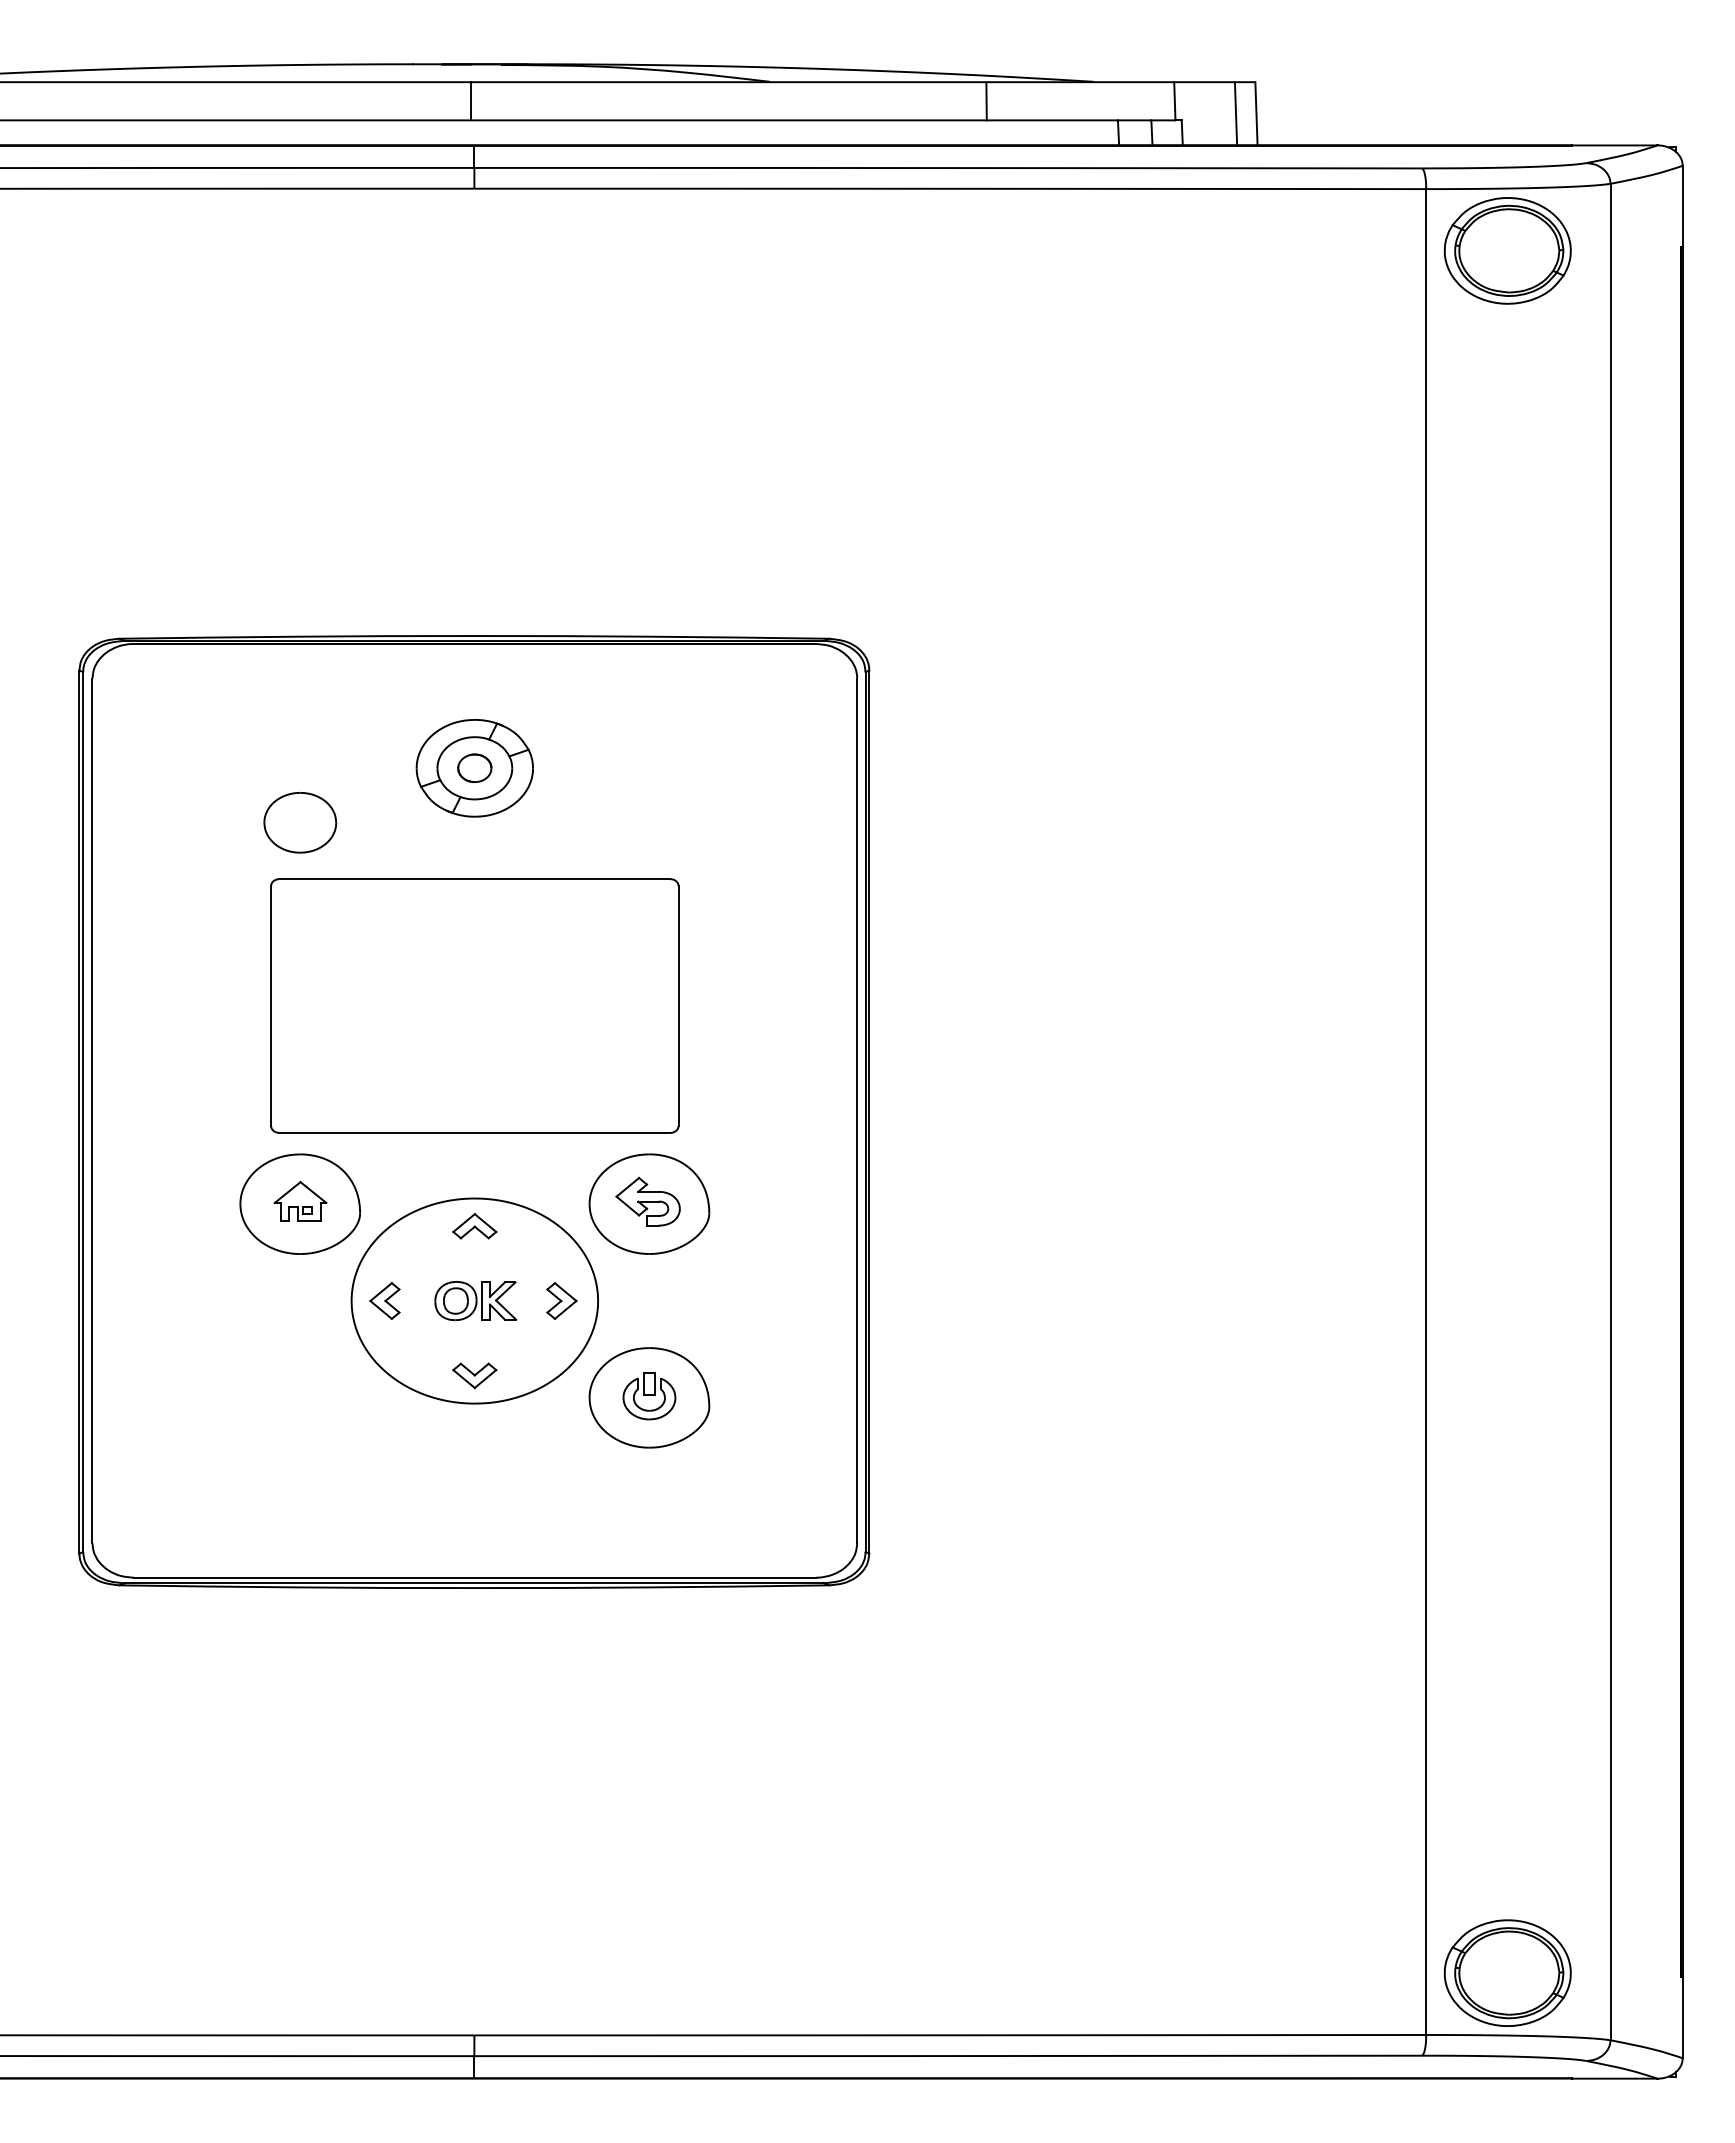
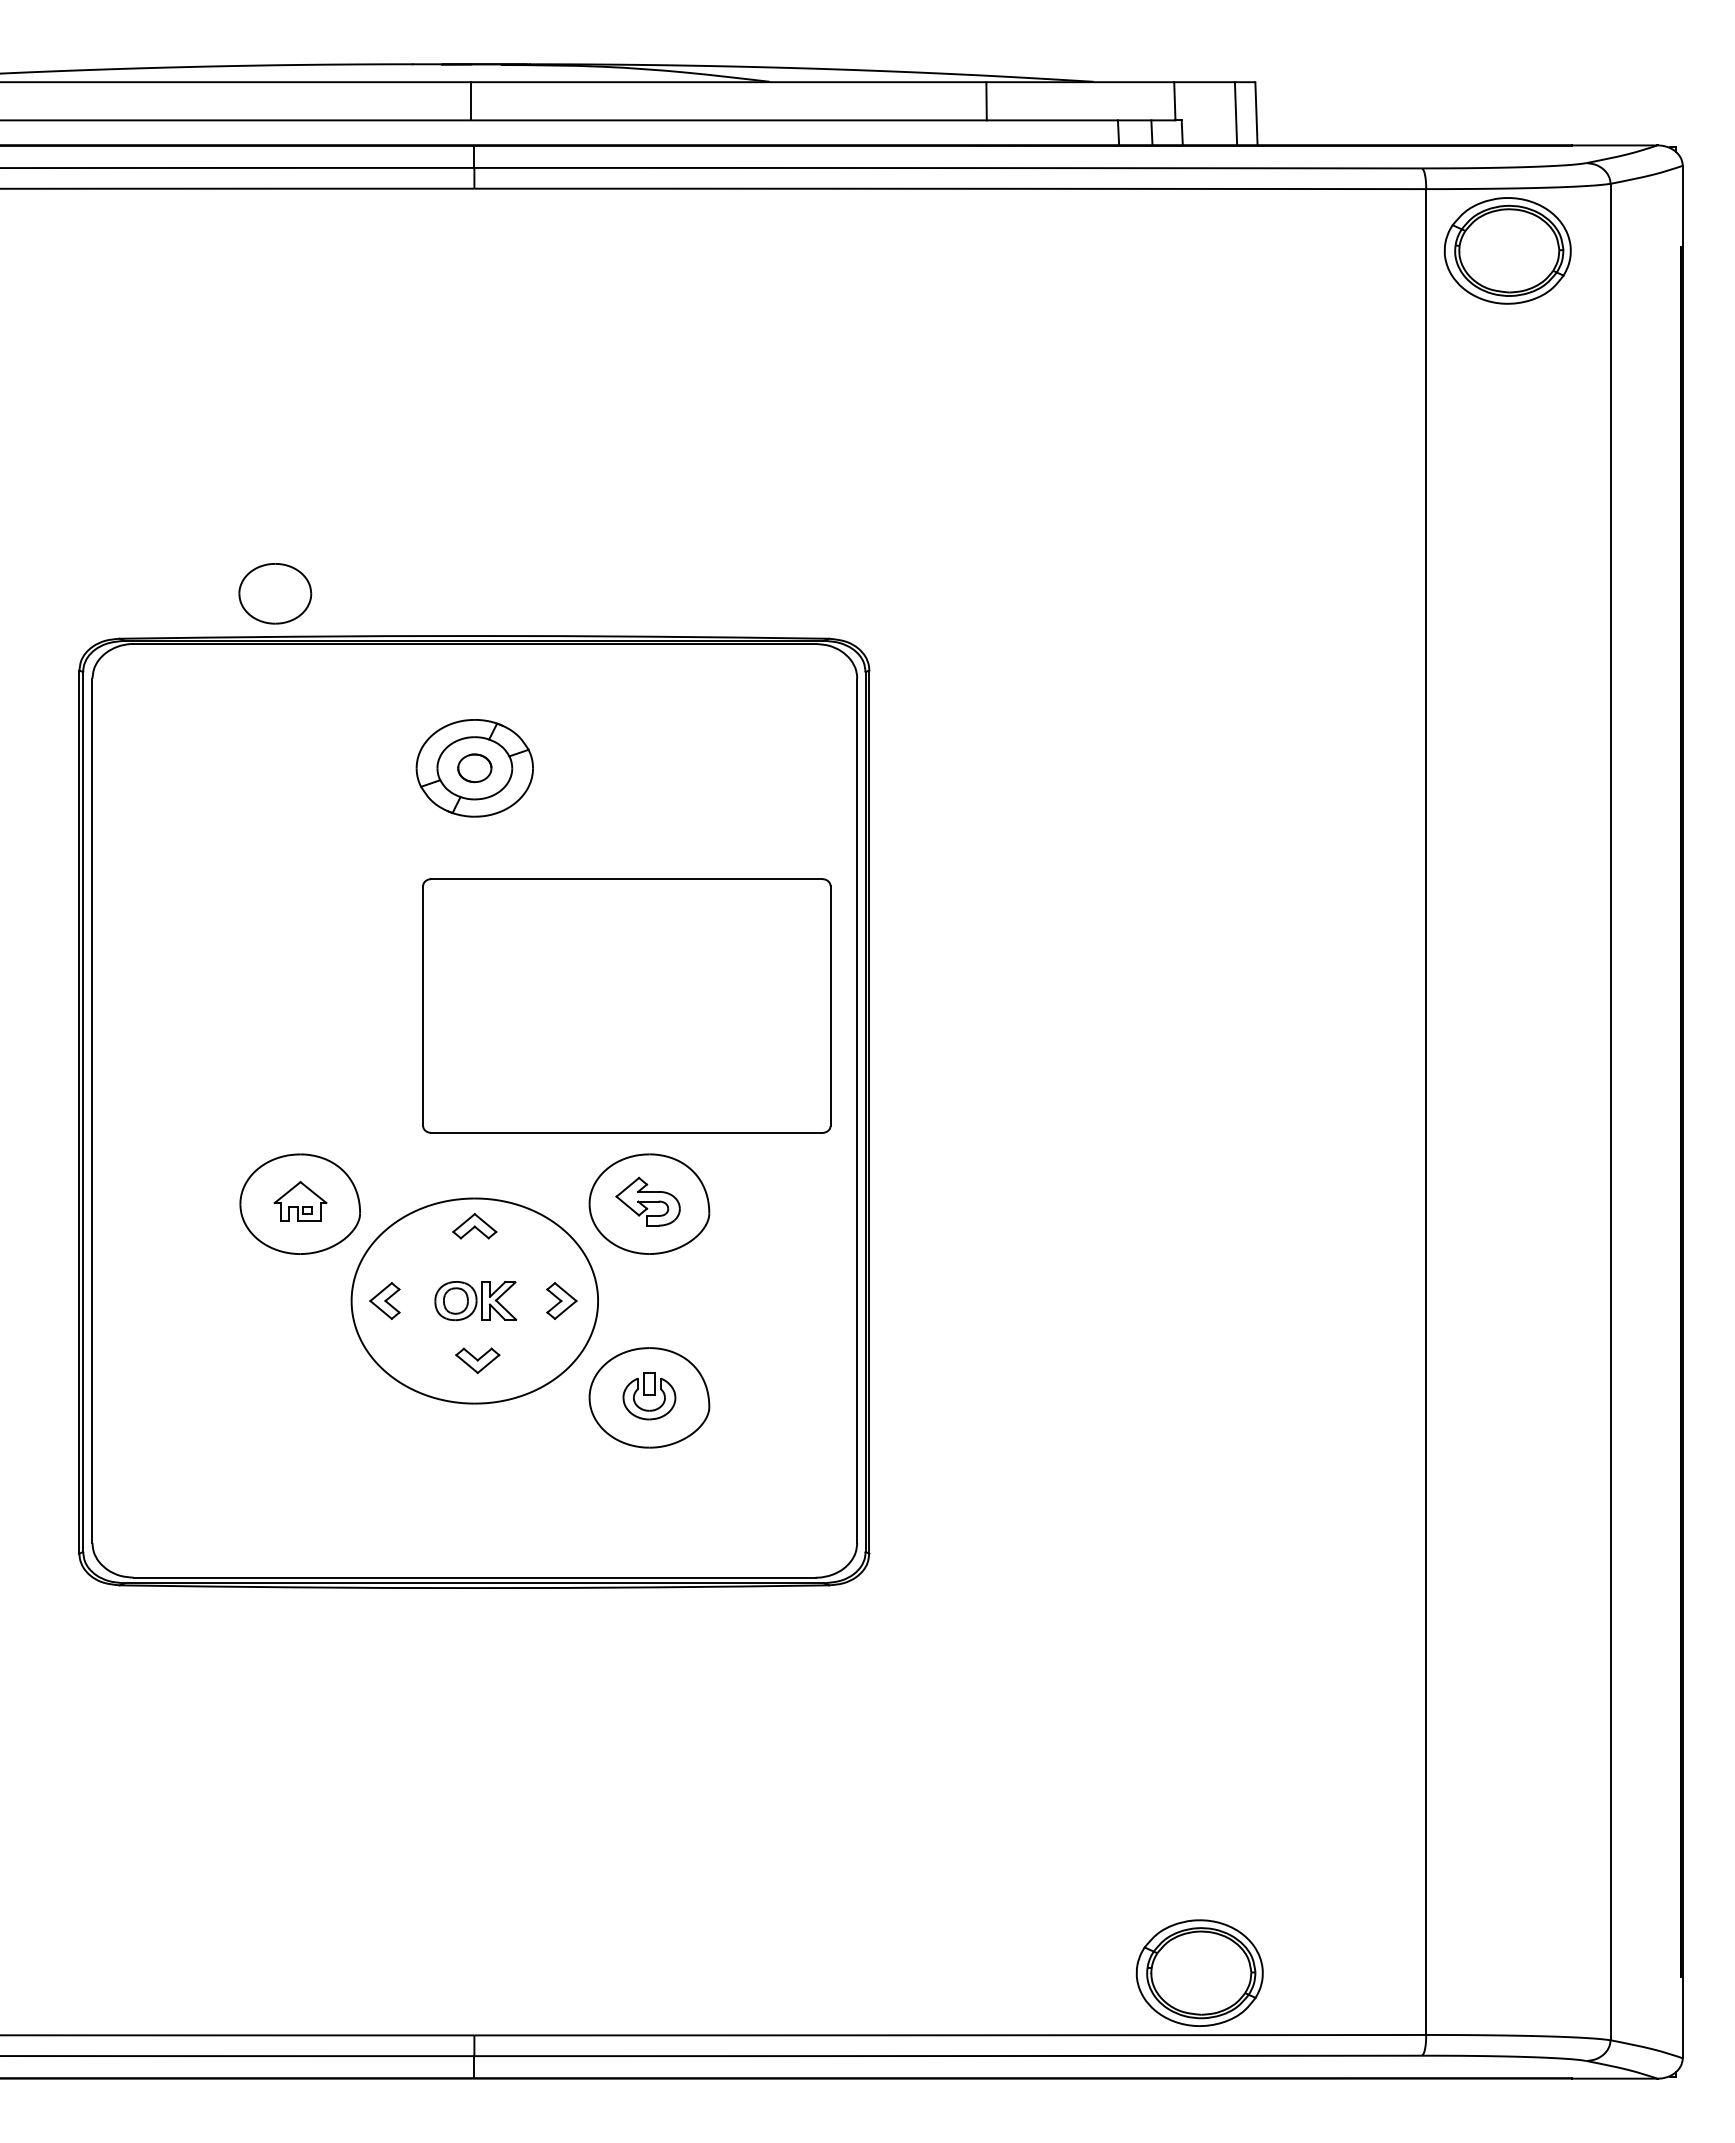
part position: (300, 822) -> (275, 593) (275, 593)
part position: (474, 1005) -> (626, 1005) (626, 1005)
part position: (474, 1375) -> (477, 1360) (477, 1360)
part position: (1507, 1972) -> (1199, 1972) (1199, 1972)
